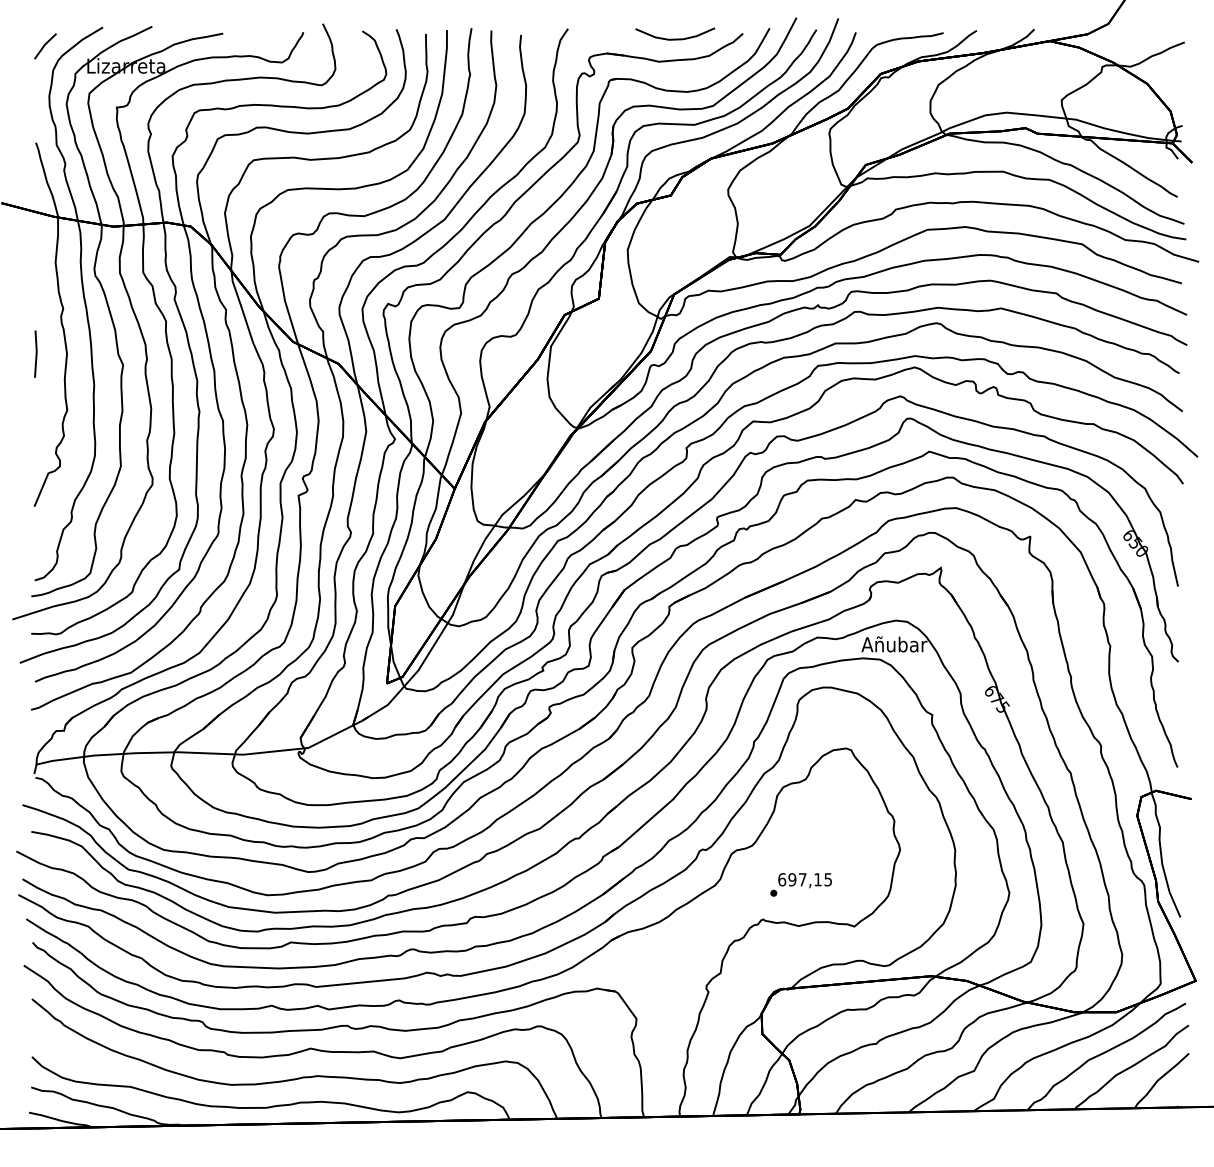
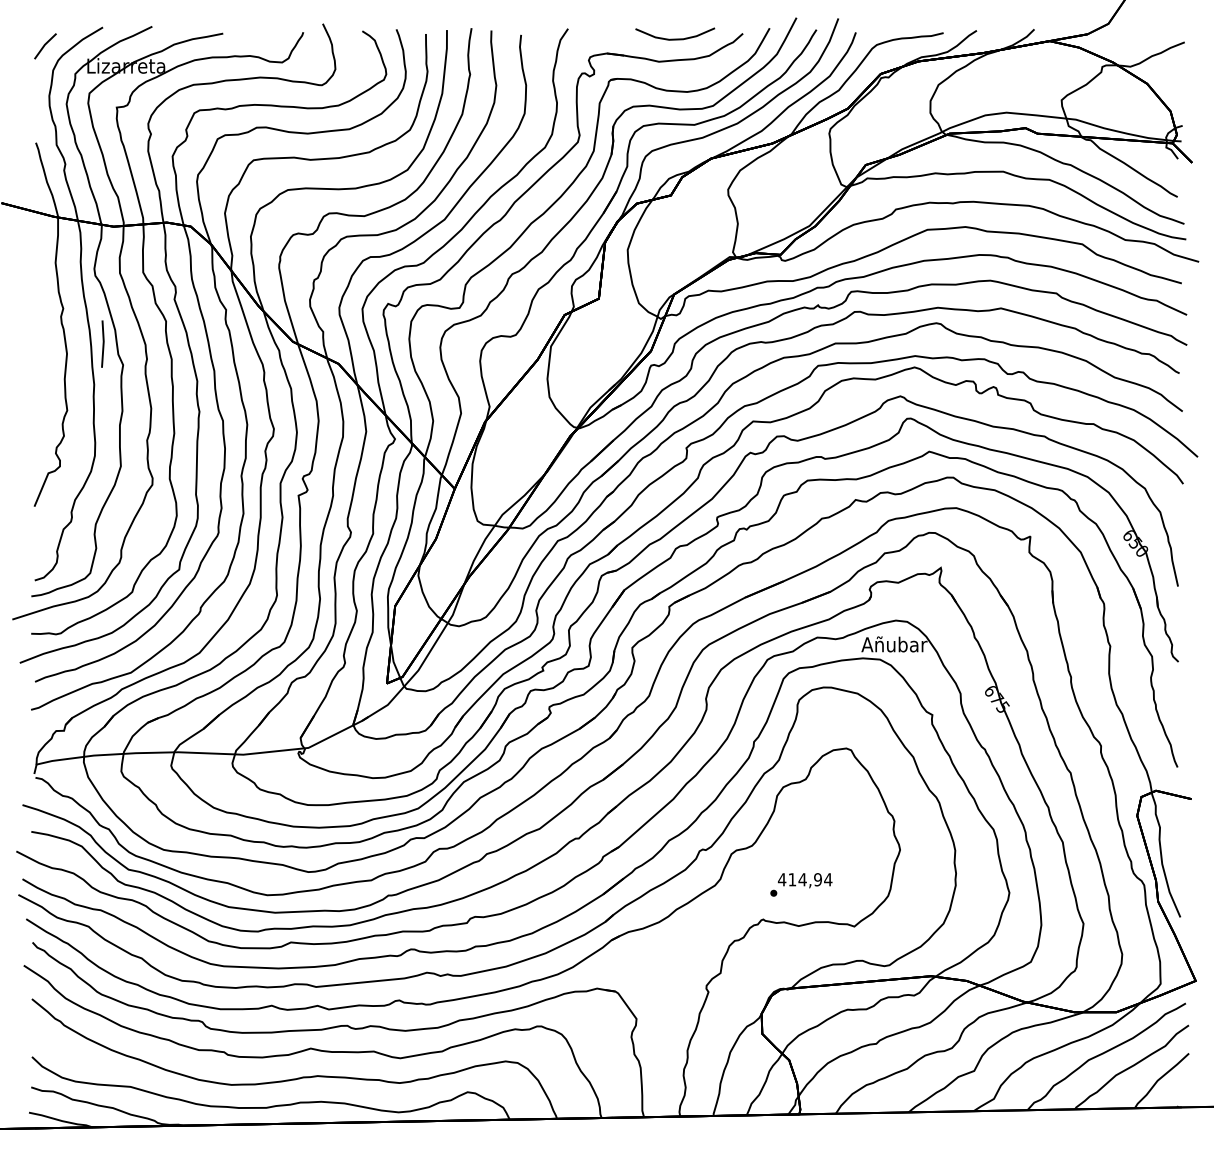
line position: (35, 353) -> (102, 343) (102, 343)
text: 697,15 -> 414,94 (804, 879)
